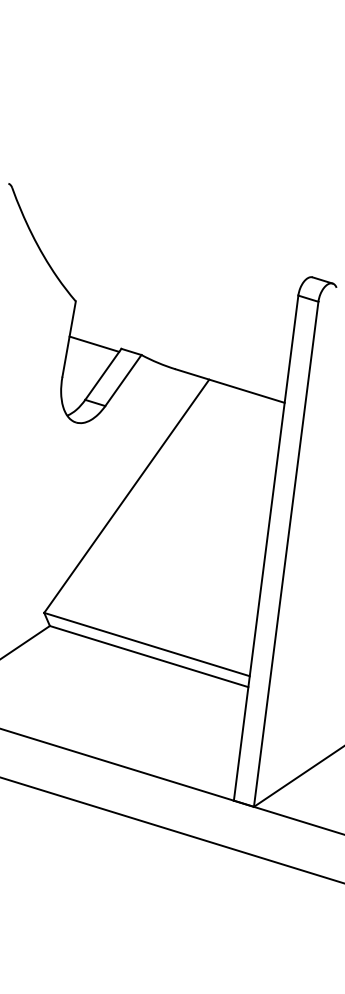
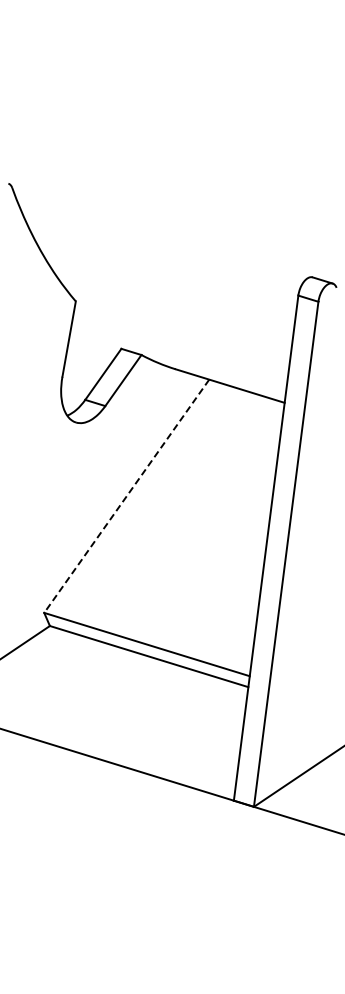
line: present -> none (94, 343)
line: solid -> dashed (126, 496)
line: present -> none (171, 830)
